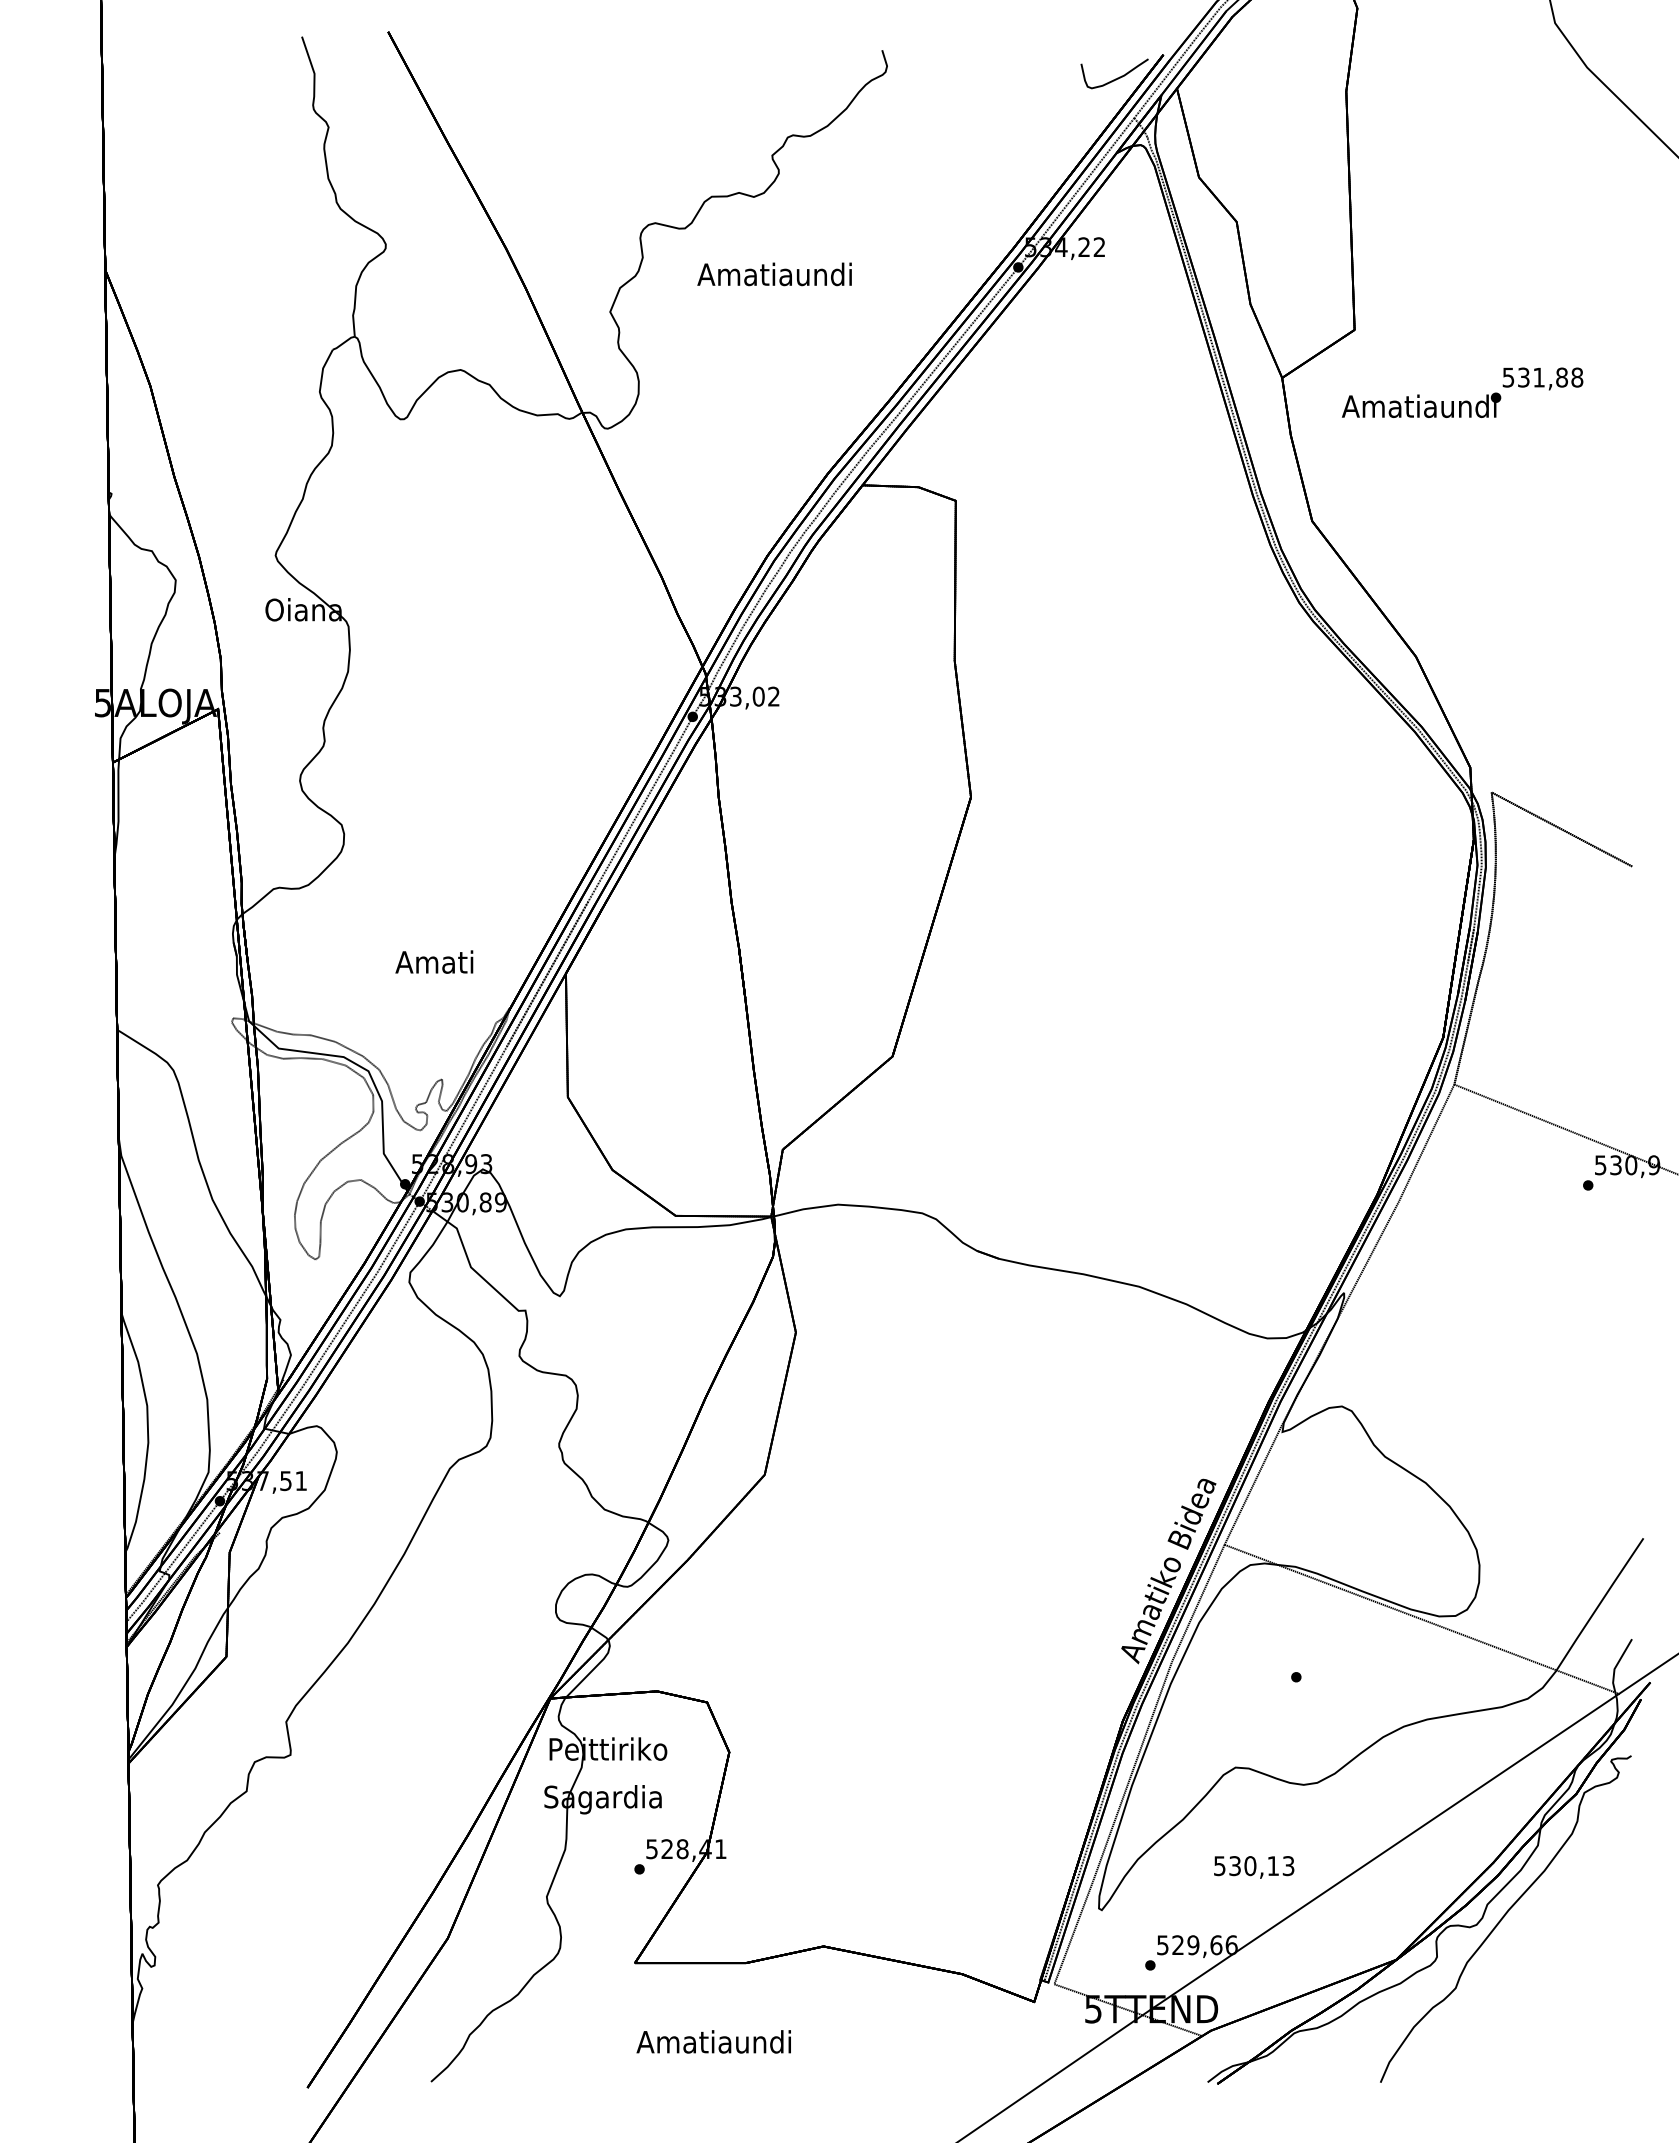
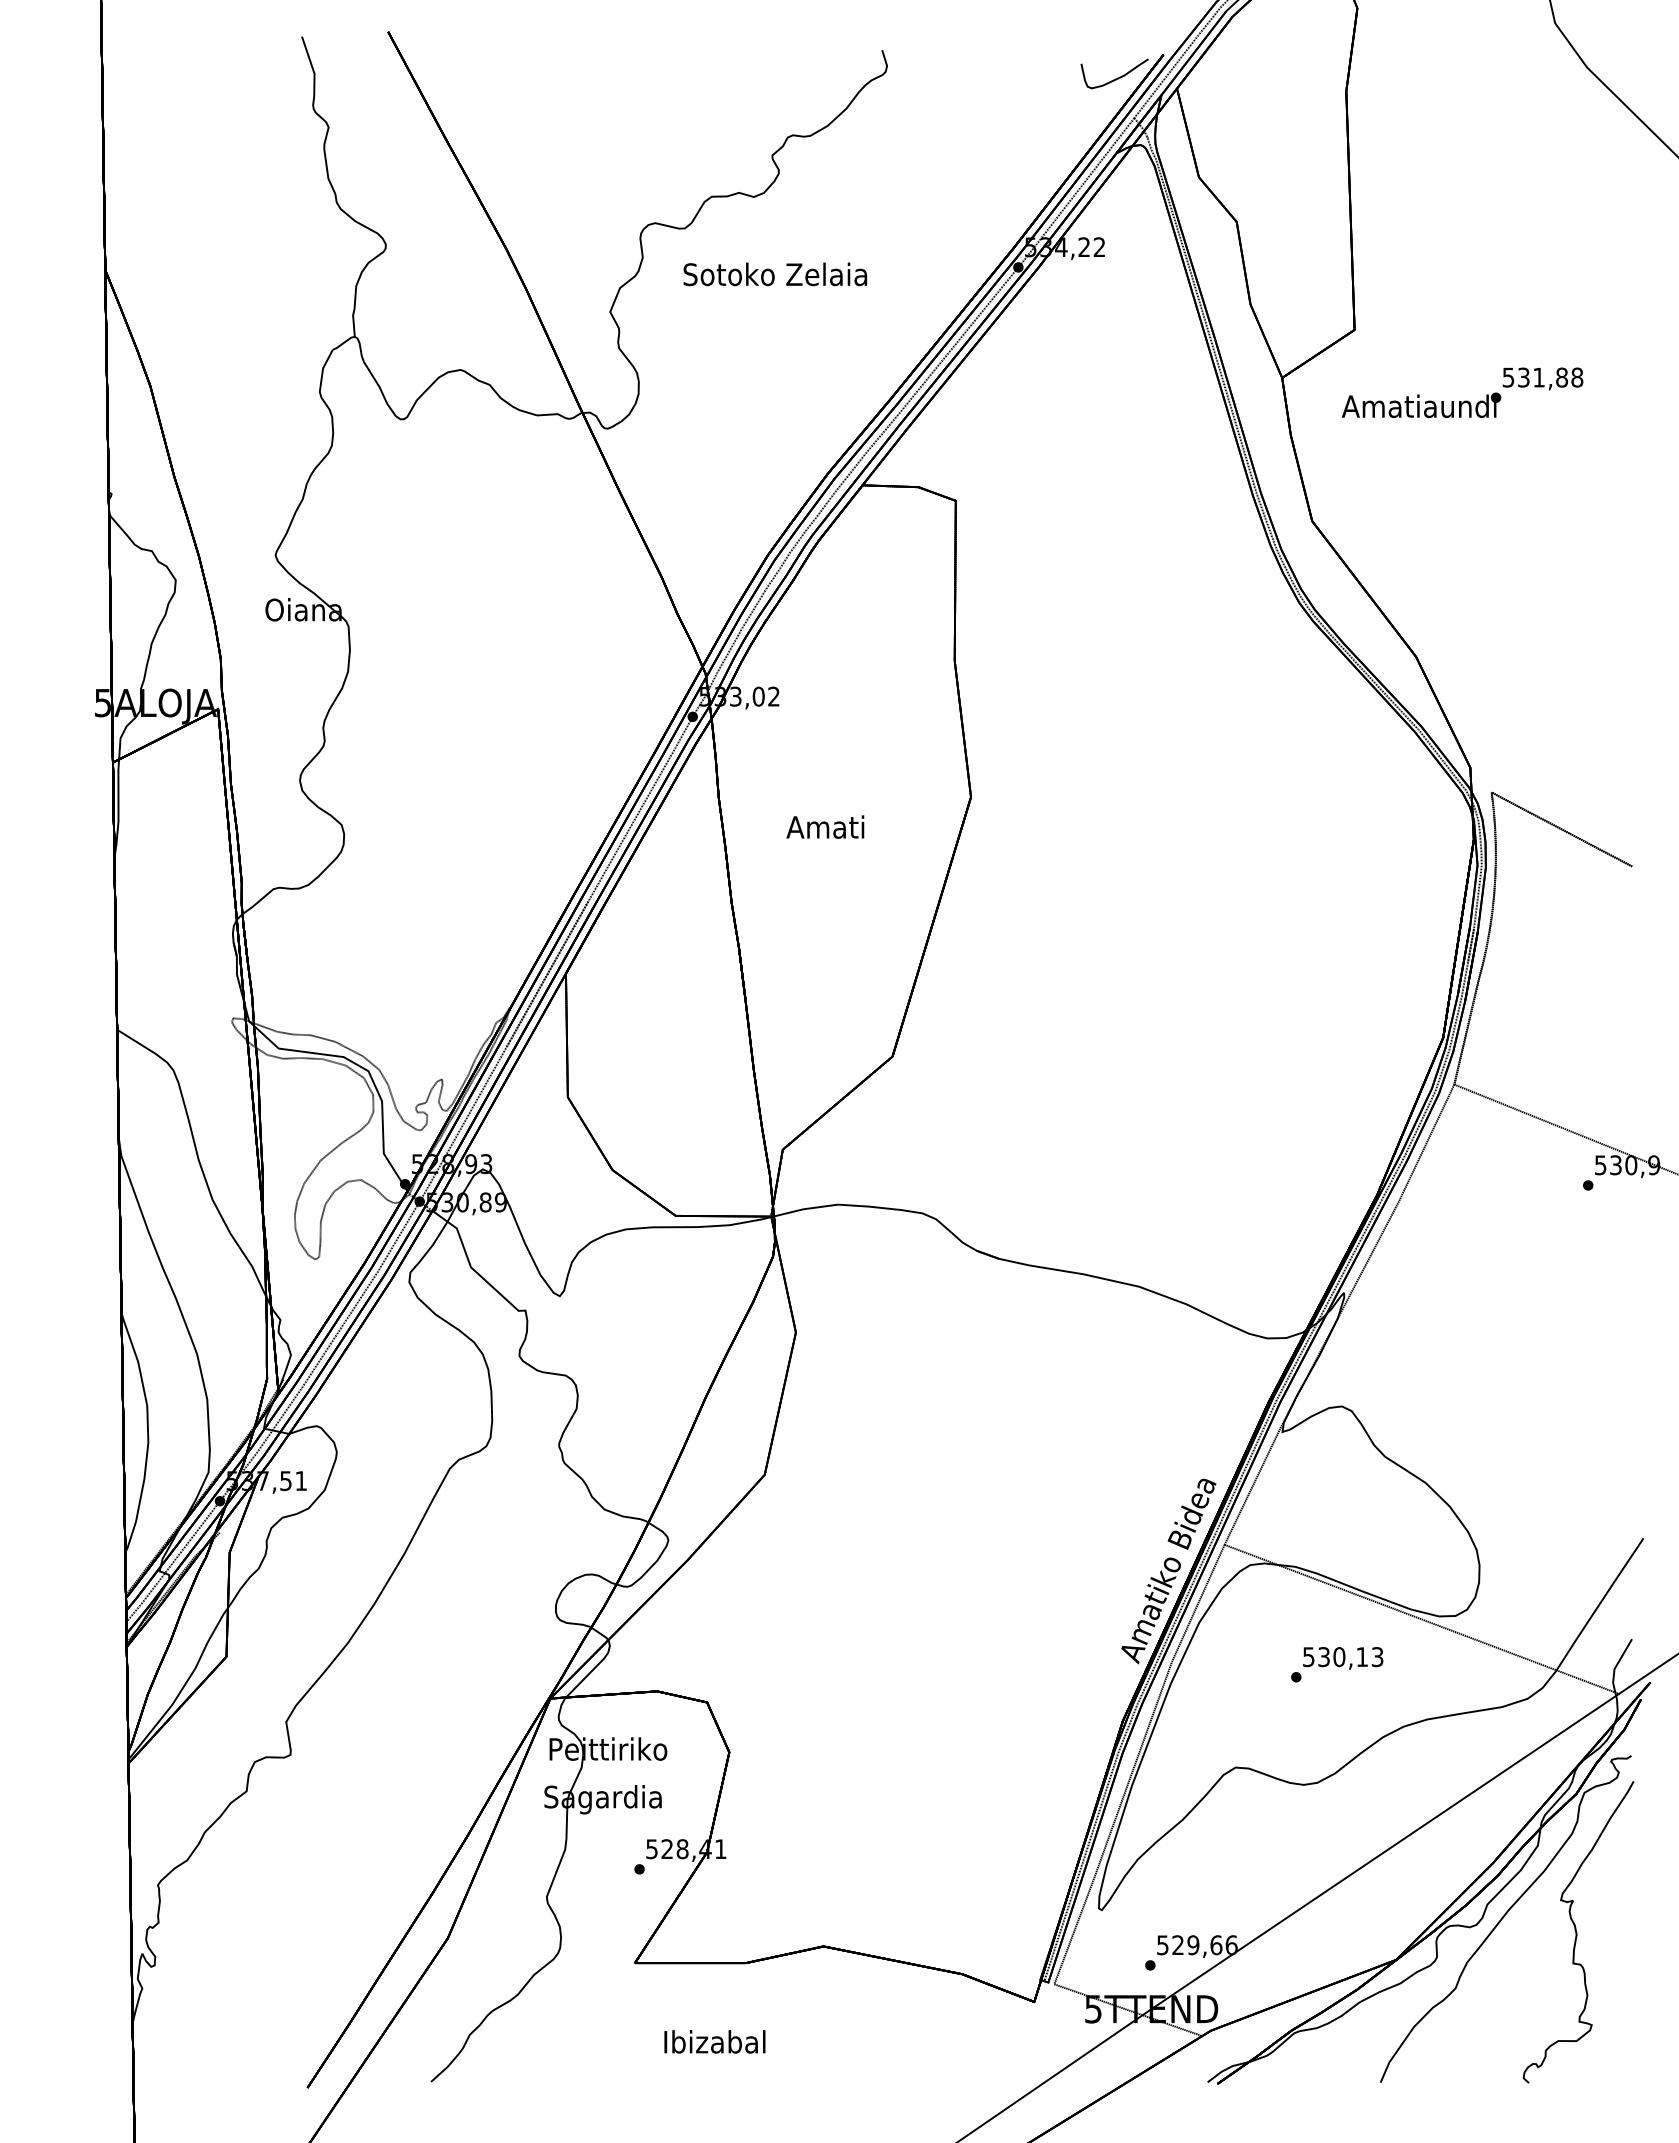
text: Amatiaundi -> Sotoko Zelaia (775, 274)
text position: (434, 961) -> (825, 826) (825, 826)
text position: (1254, 1867) -> (1343, 1658) (1343, 1658)
curve: none -> present (1577, 1932)
text: Amatiaundi -> Ibizabal (713, 2041)
